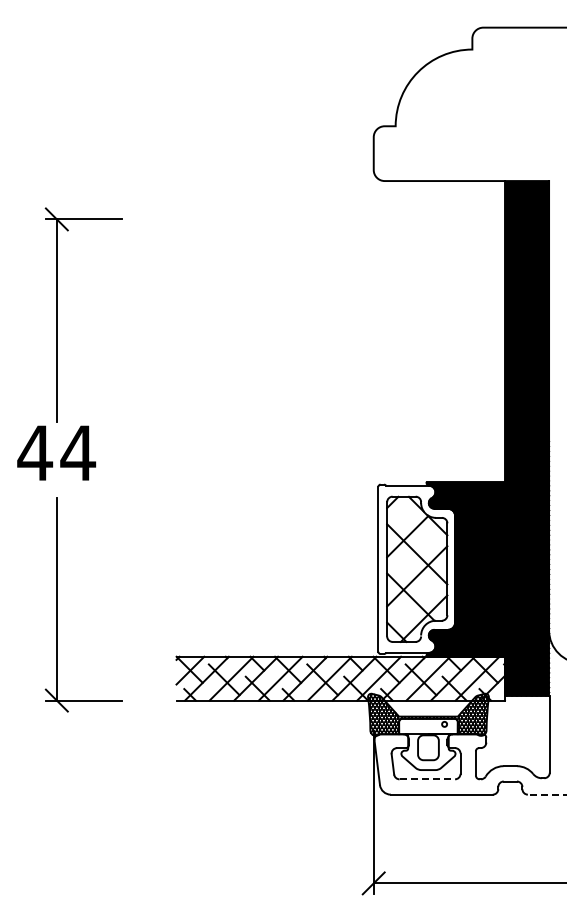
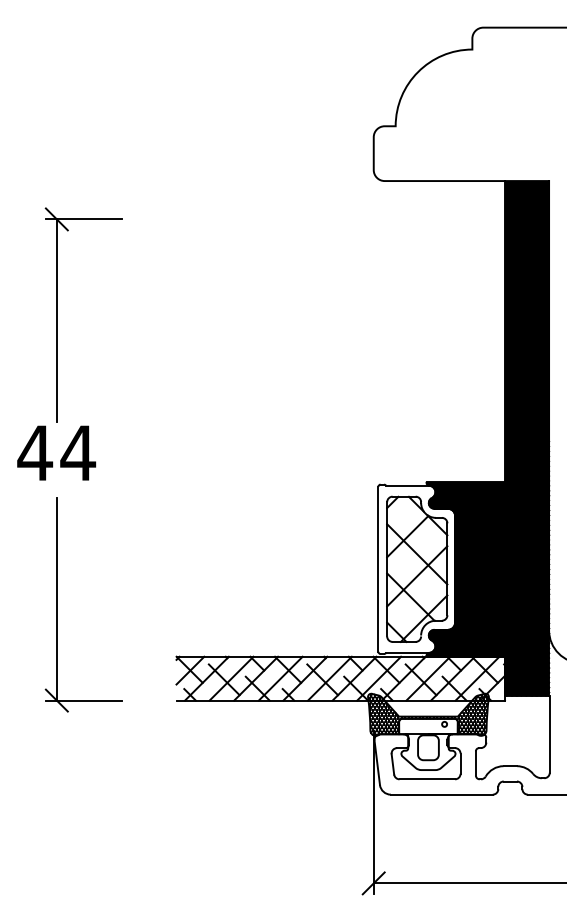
line: dashed -> solid (427, 779)
line: dashed -> solid (546, 794)
